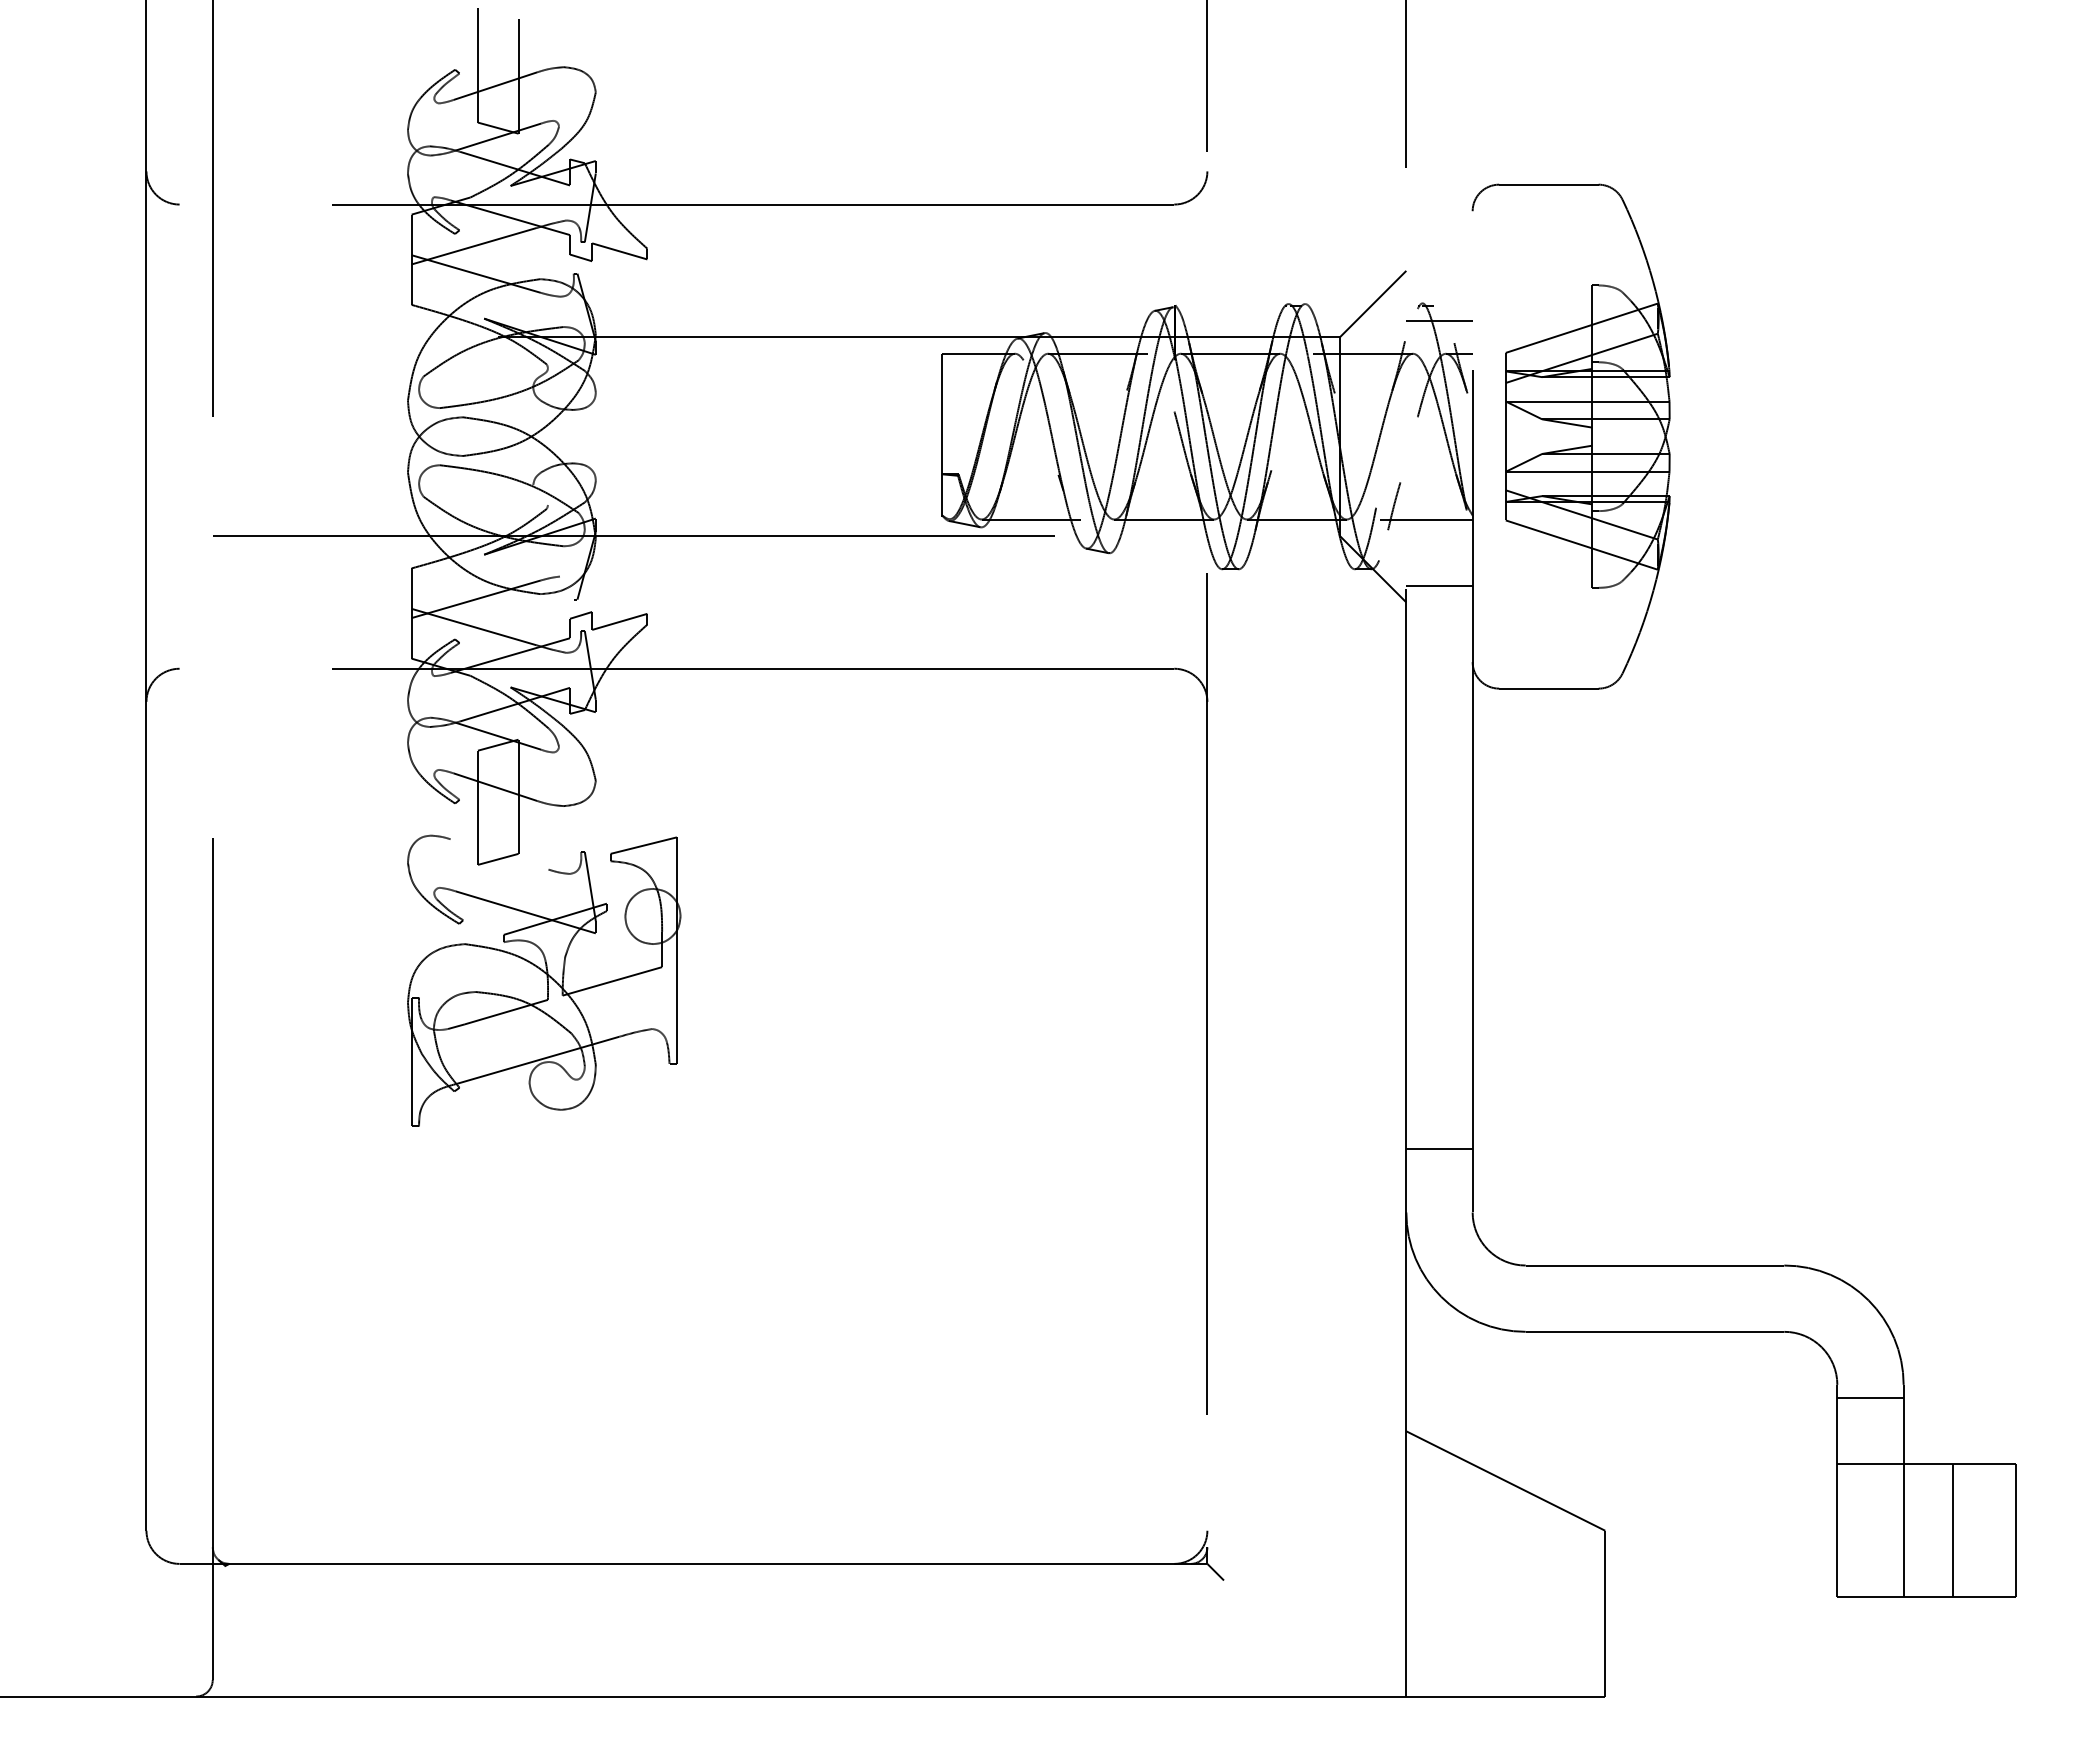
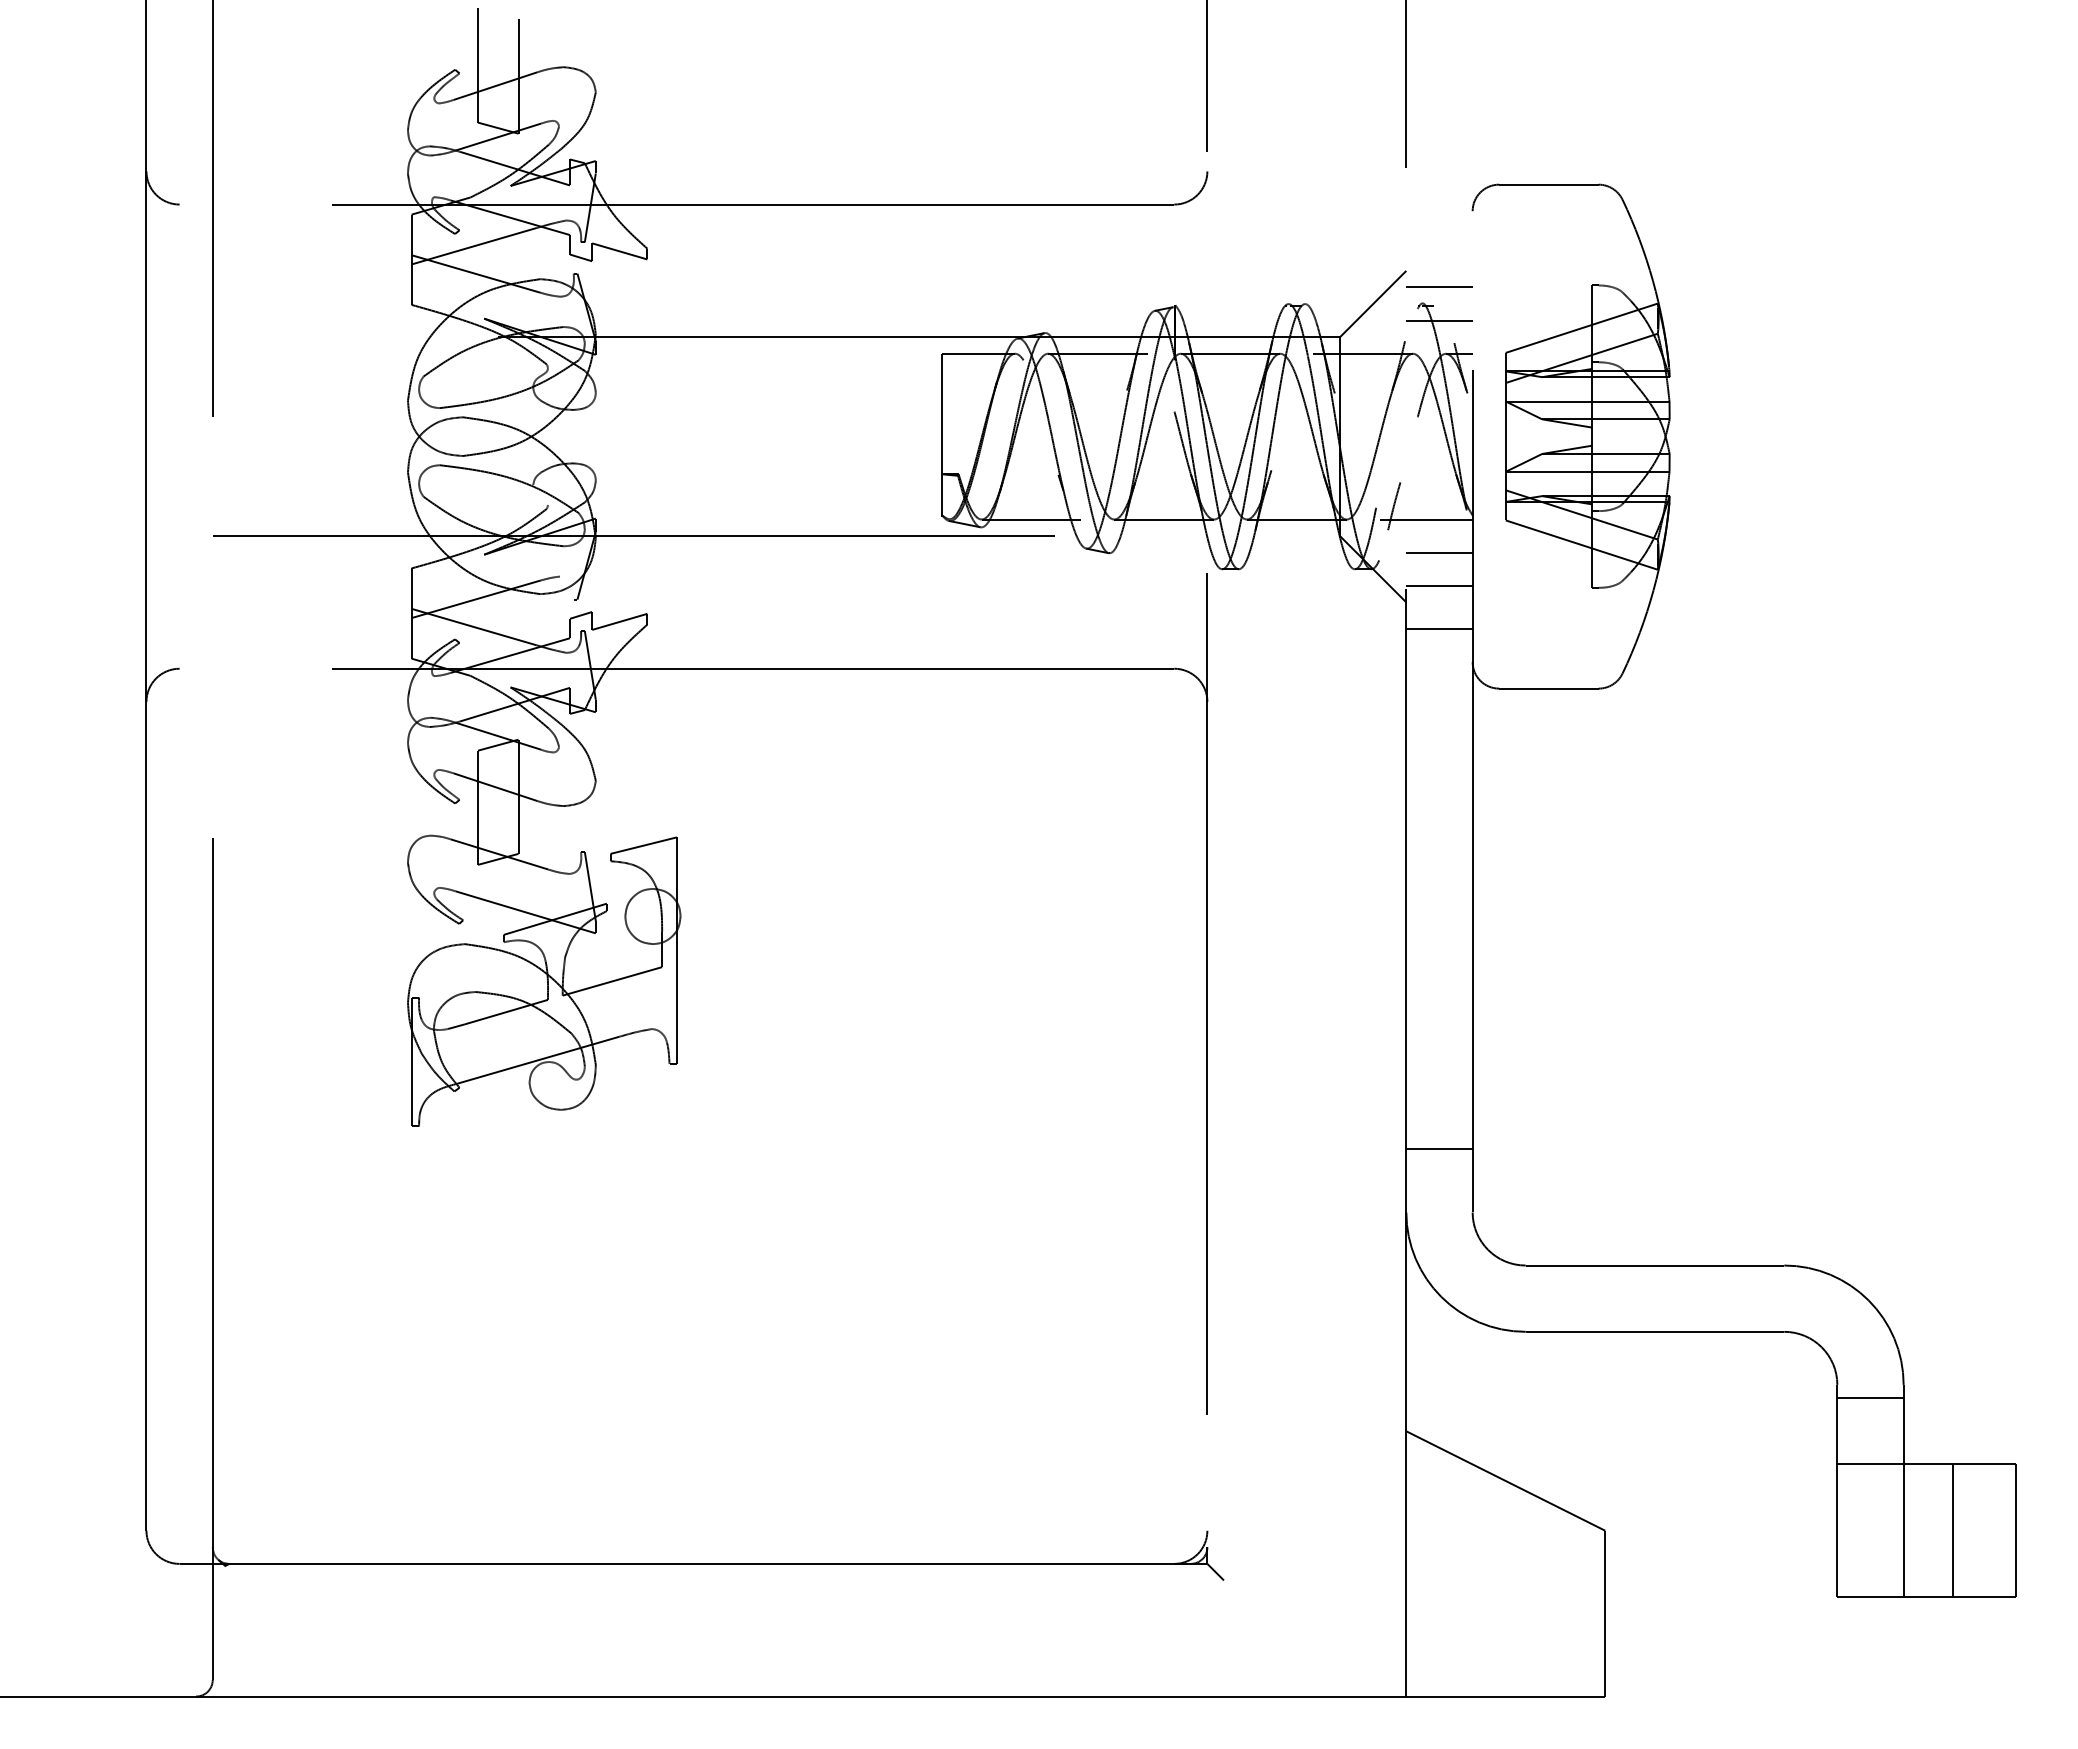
line: none -> present (1439, 286)
line: none -> present (1439, 552)
line: none -> present (1439, 628)
line: none -> present (499, 854)
